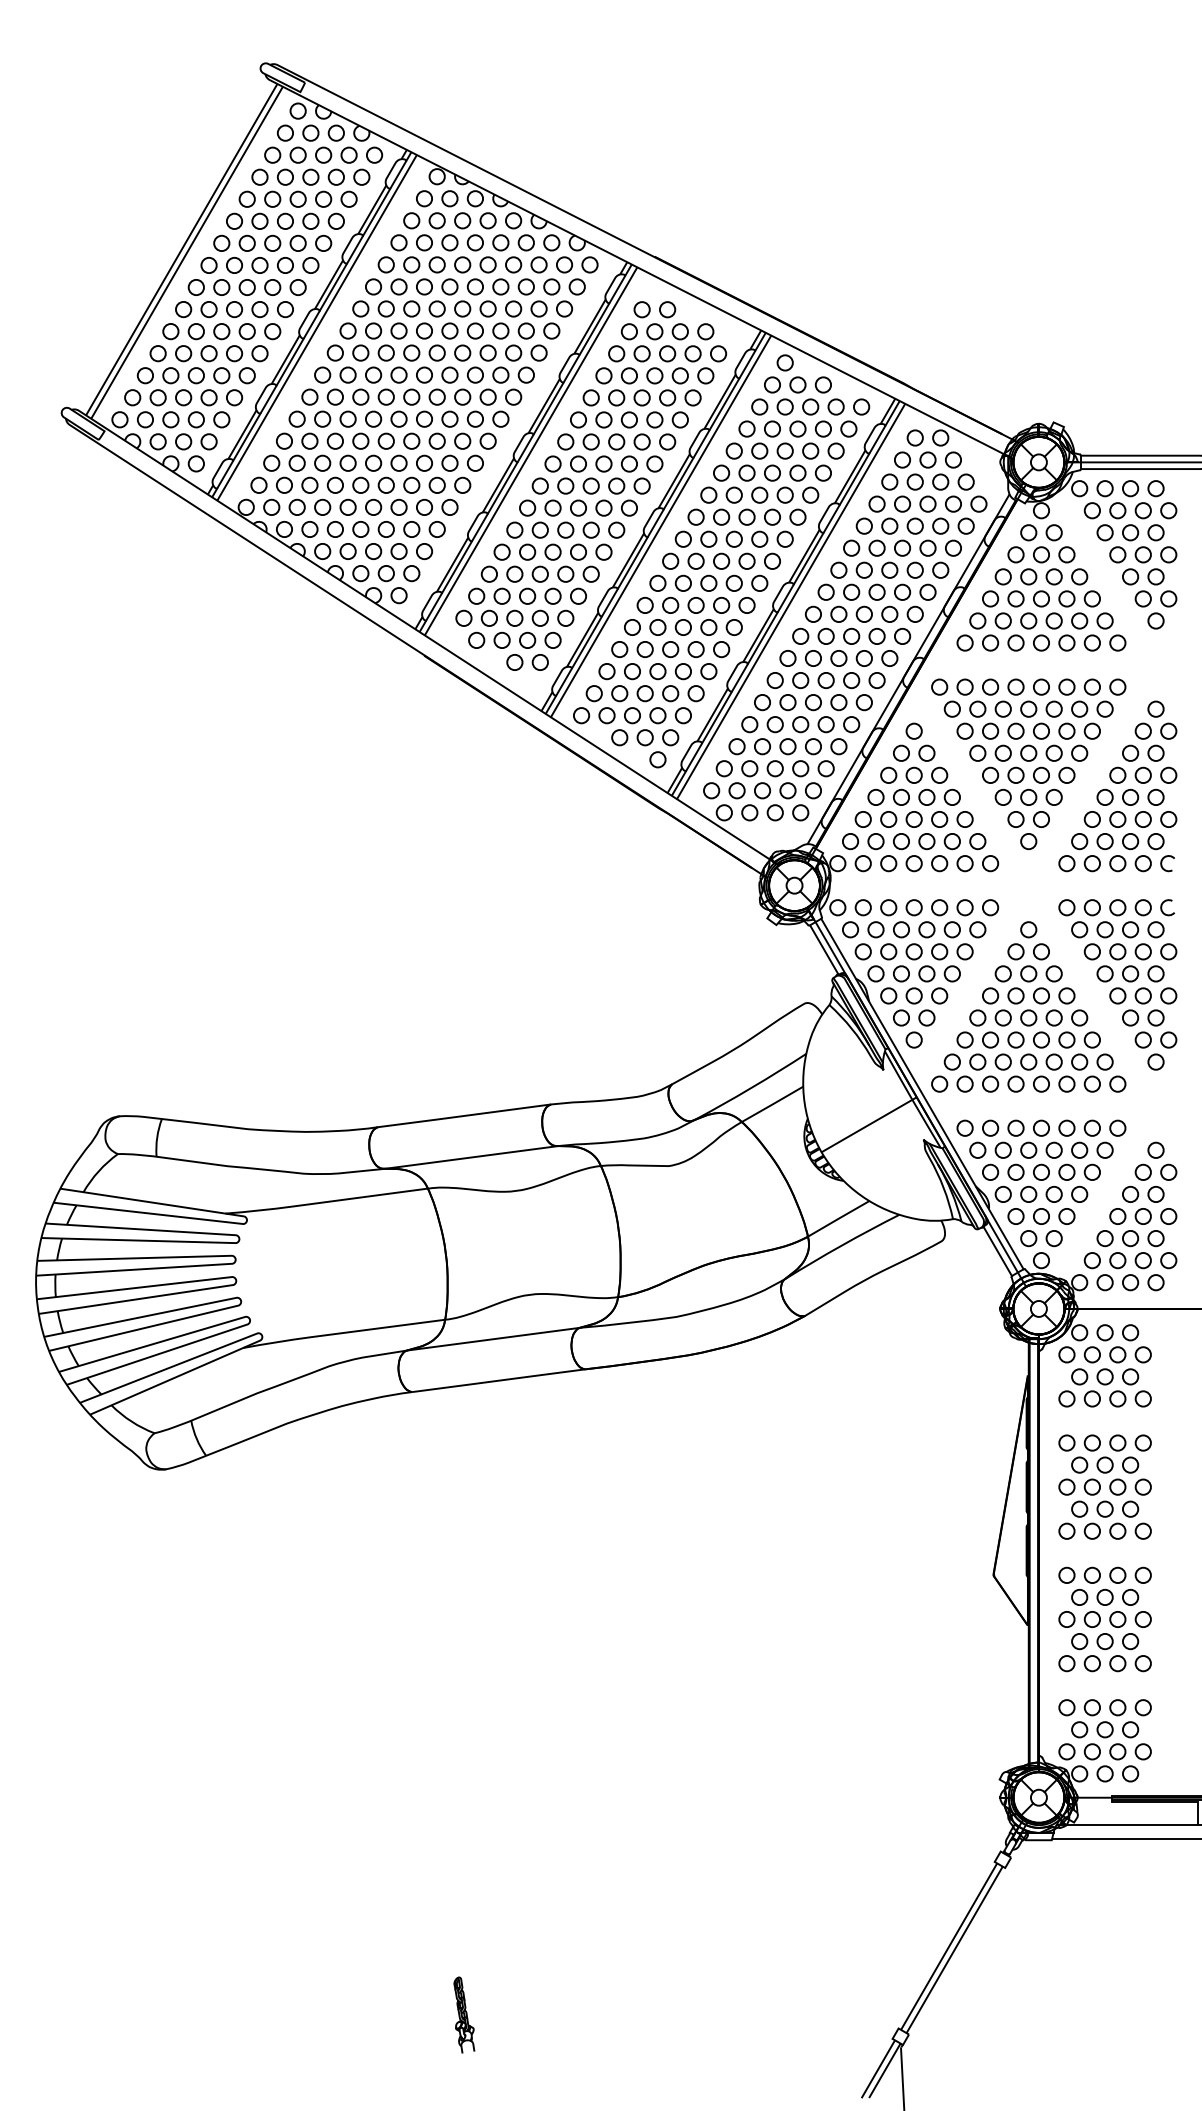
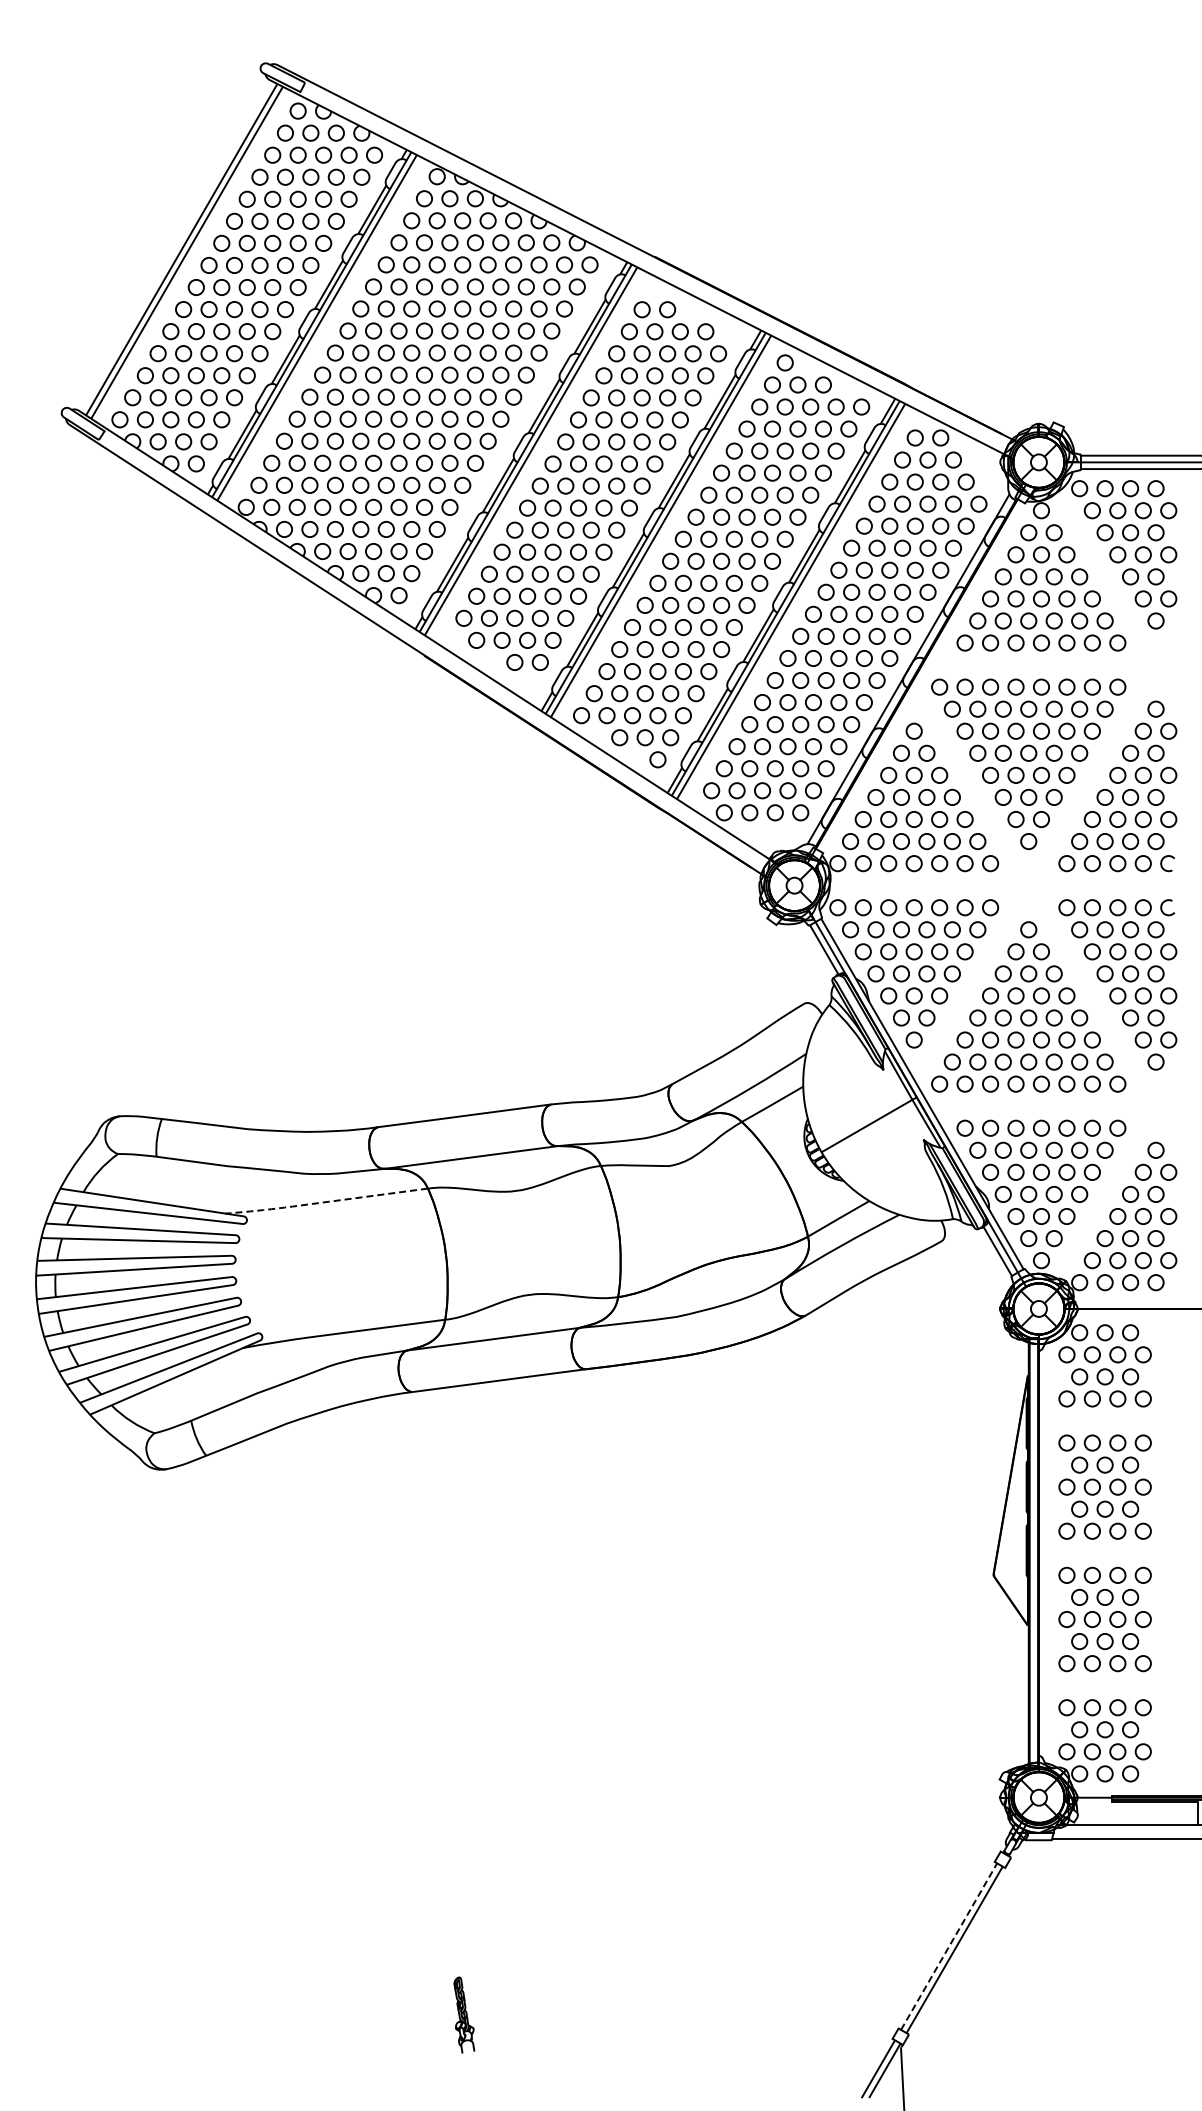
line: solid -> dashed (324, 1202)
line: solid -> dashed (949, 1946)
